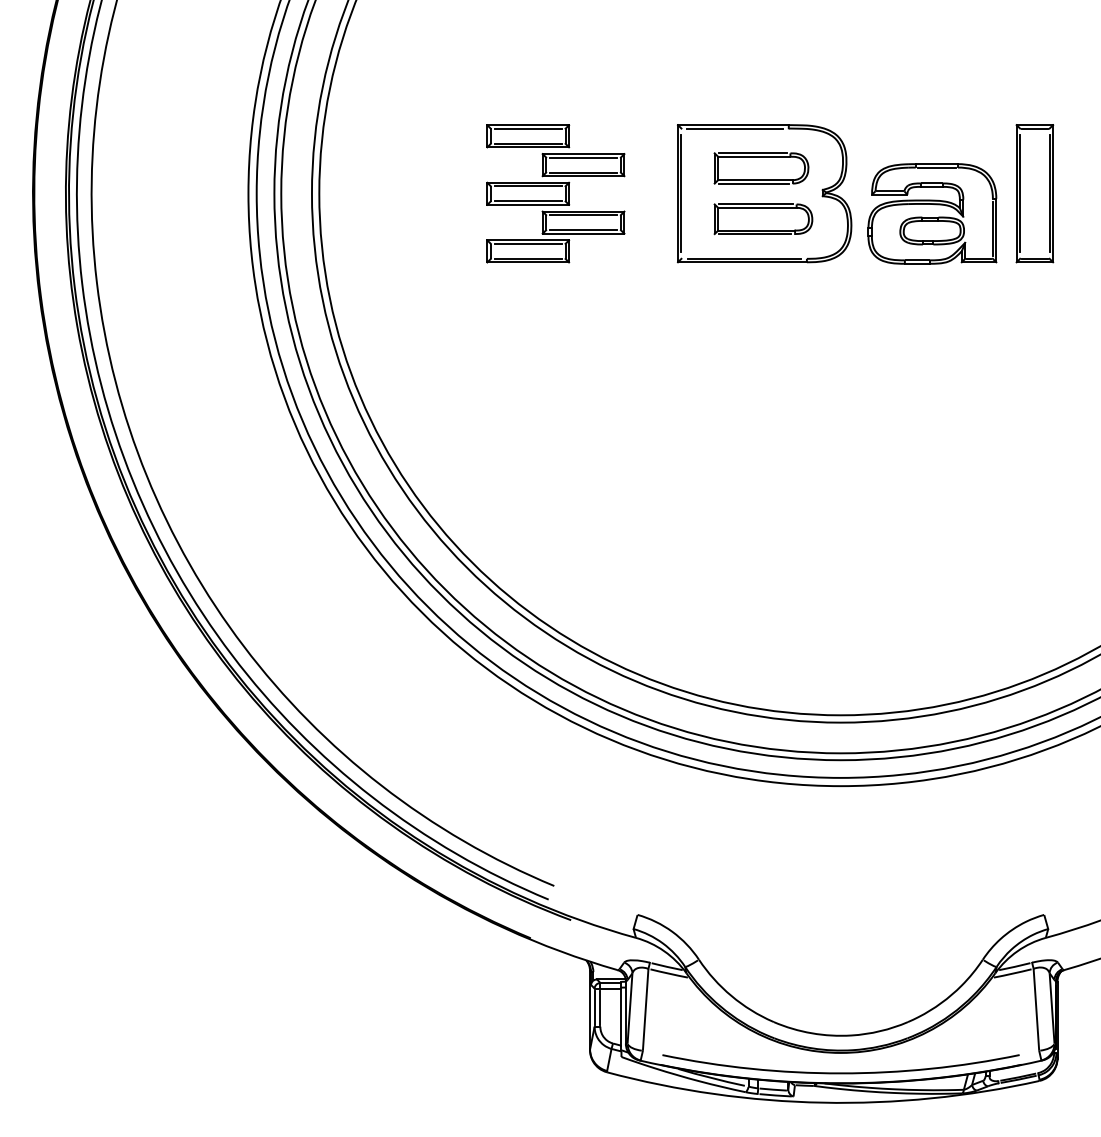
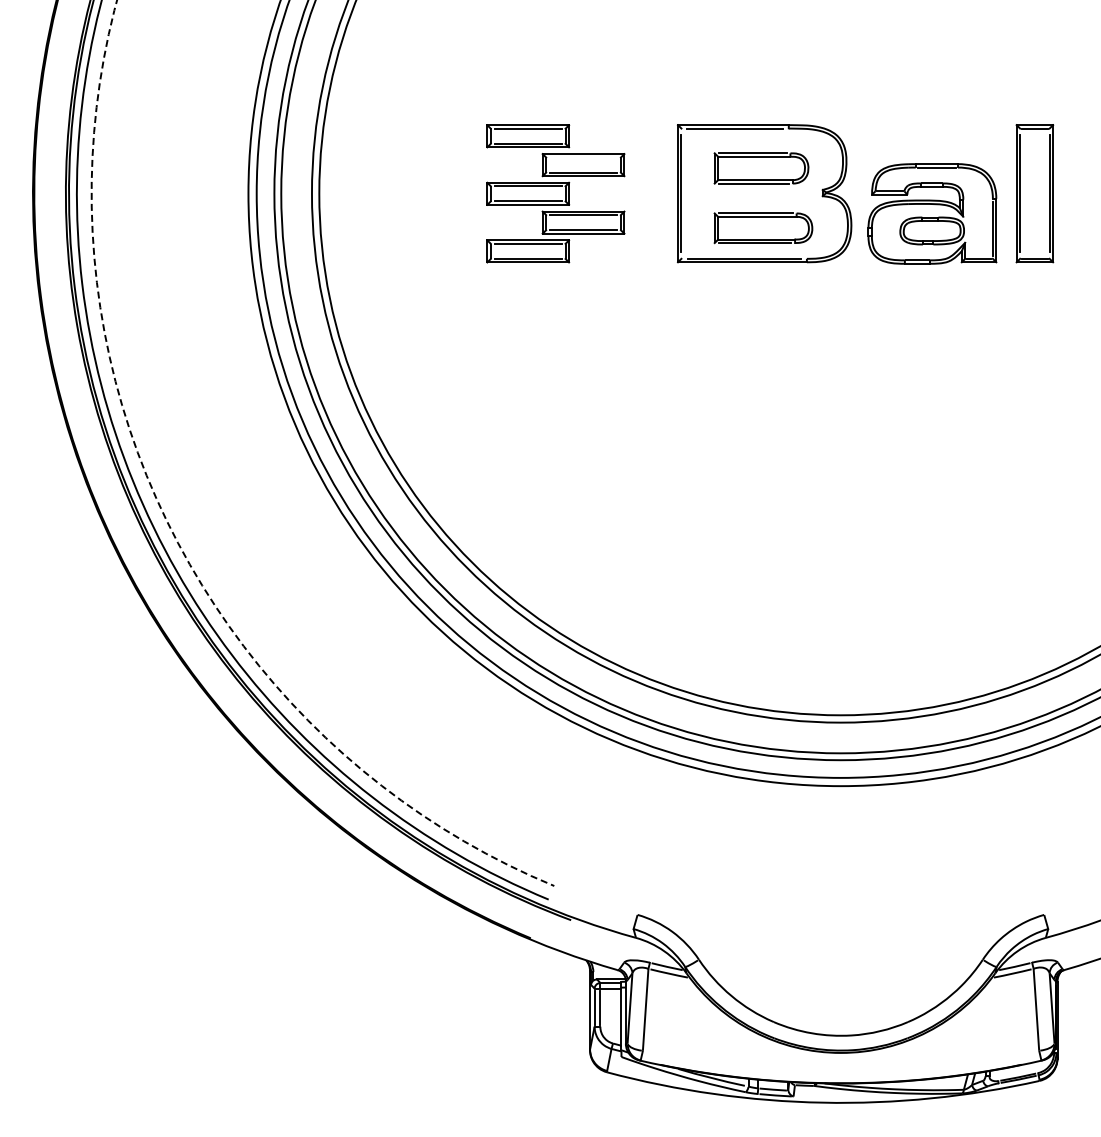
line: present -> none (583, 157)
part position: (763, 219) -> (763, 228) (763, 228)
arc: solid -> dashed (169, 525)
arc: present -> none (840, 1072)
